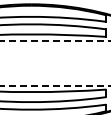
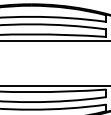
line: dashed -> solid (55, 41)
line: dashed -> solid (55, 85)
